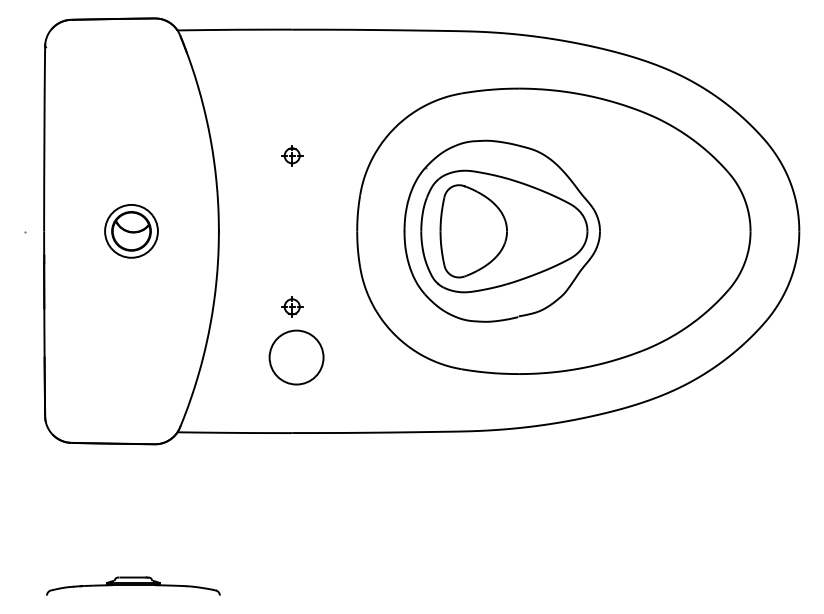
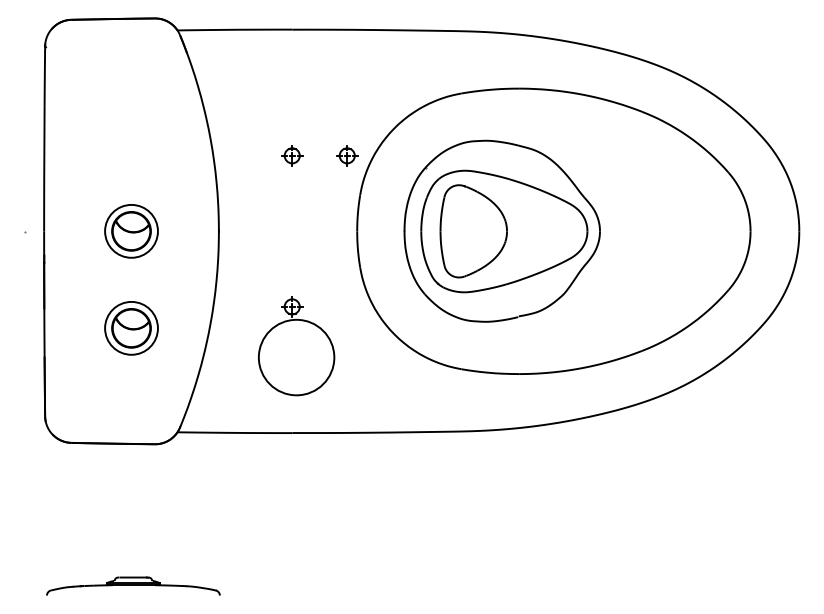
part: none -> present (347, 155)
part: none -> present (131, 328)
circle diameter: 54 px -> 75 px (296, 357)
